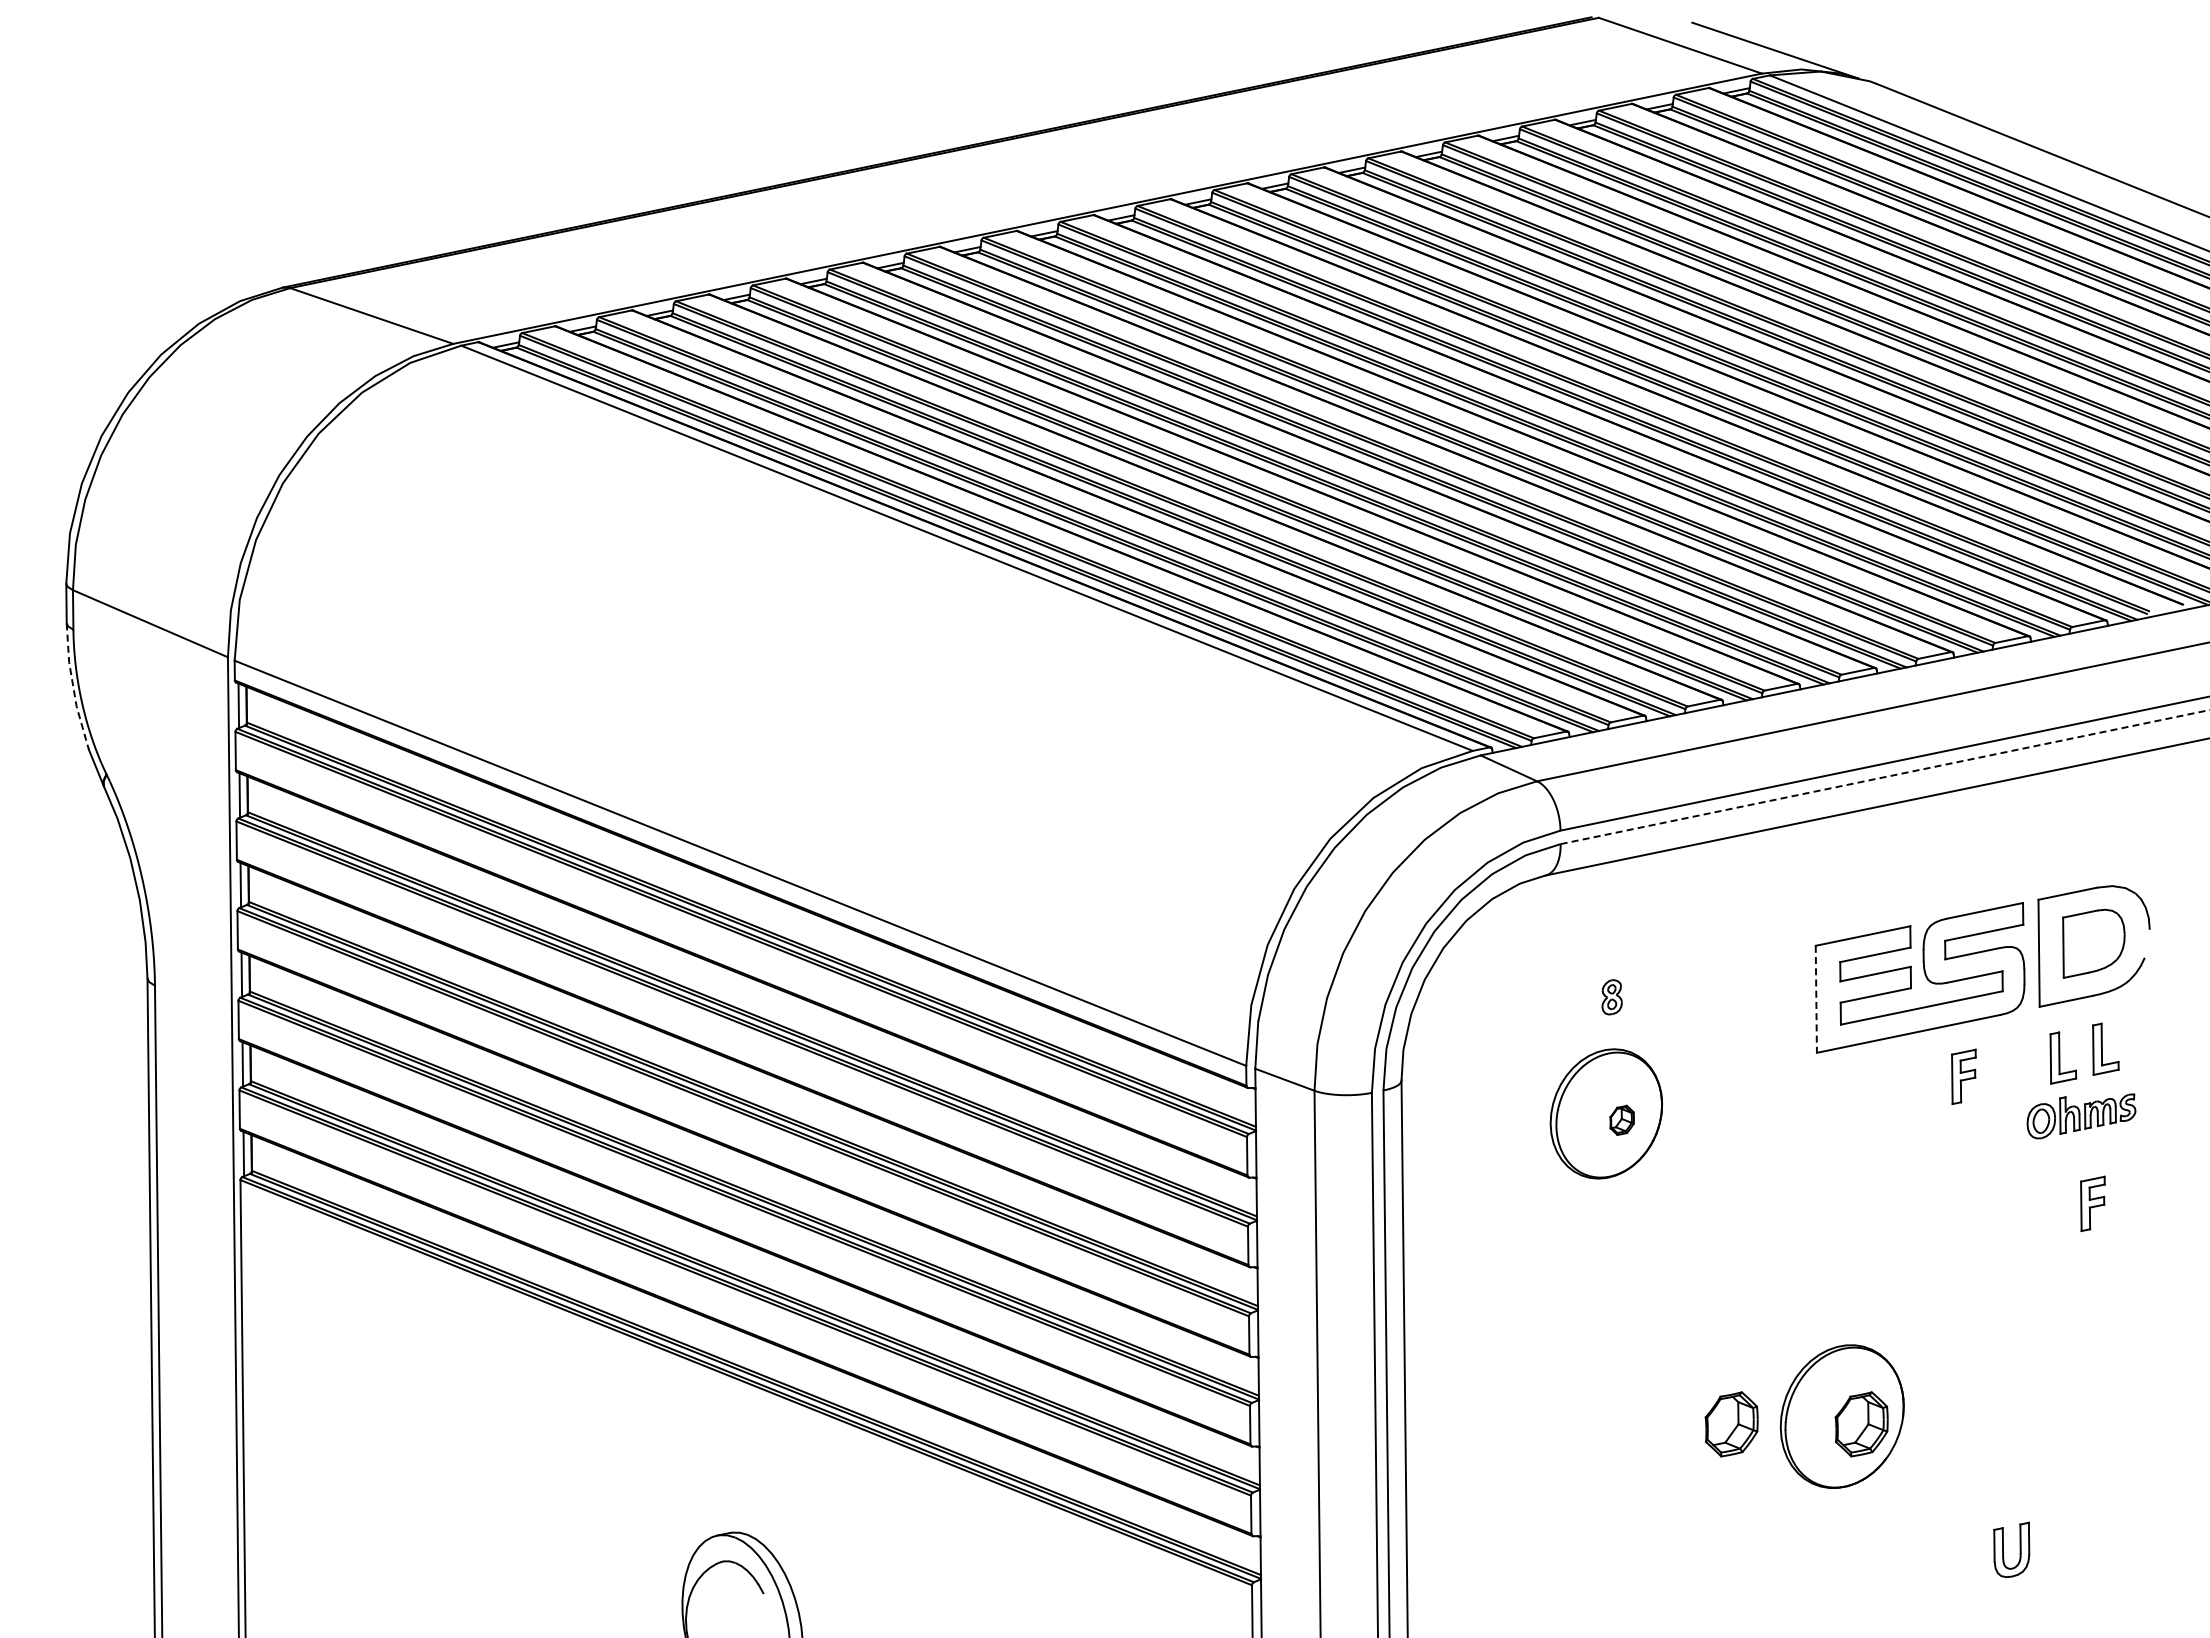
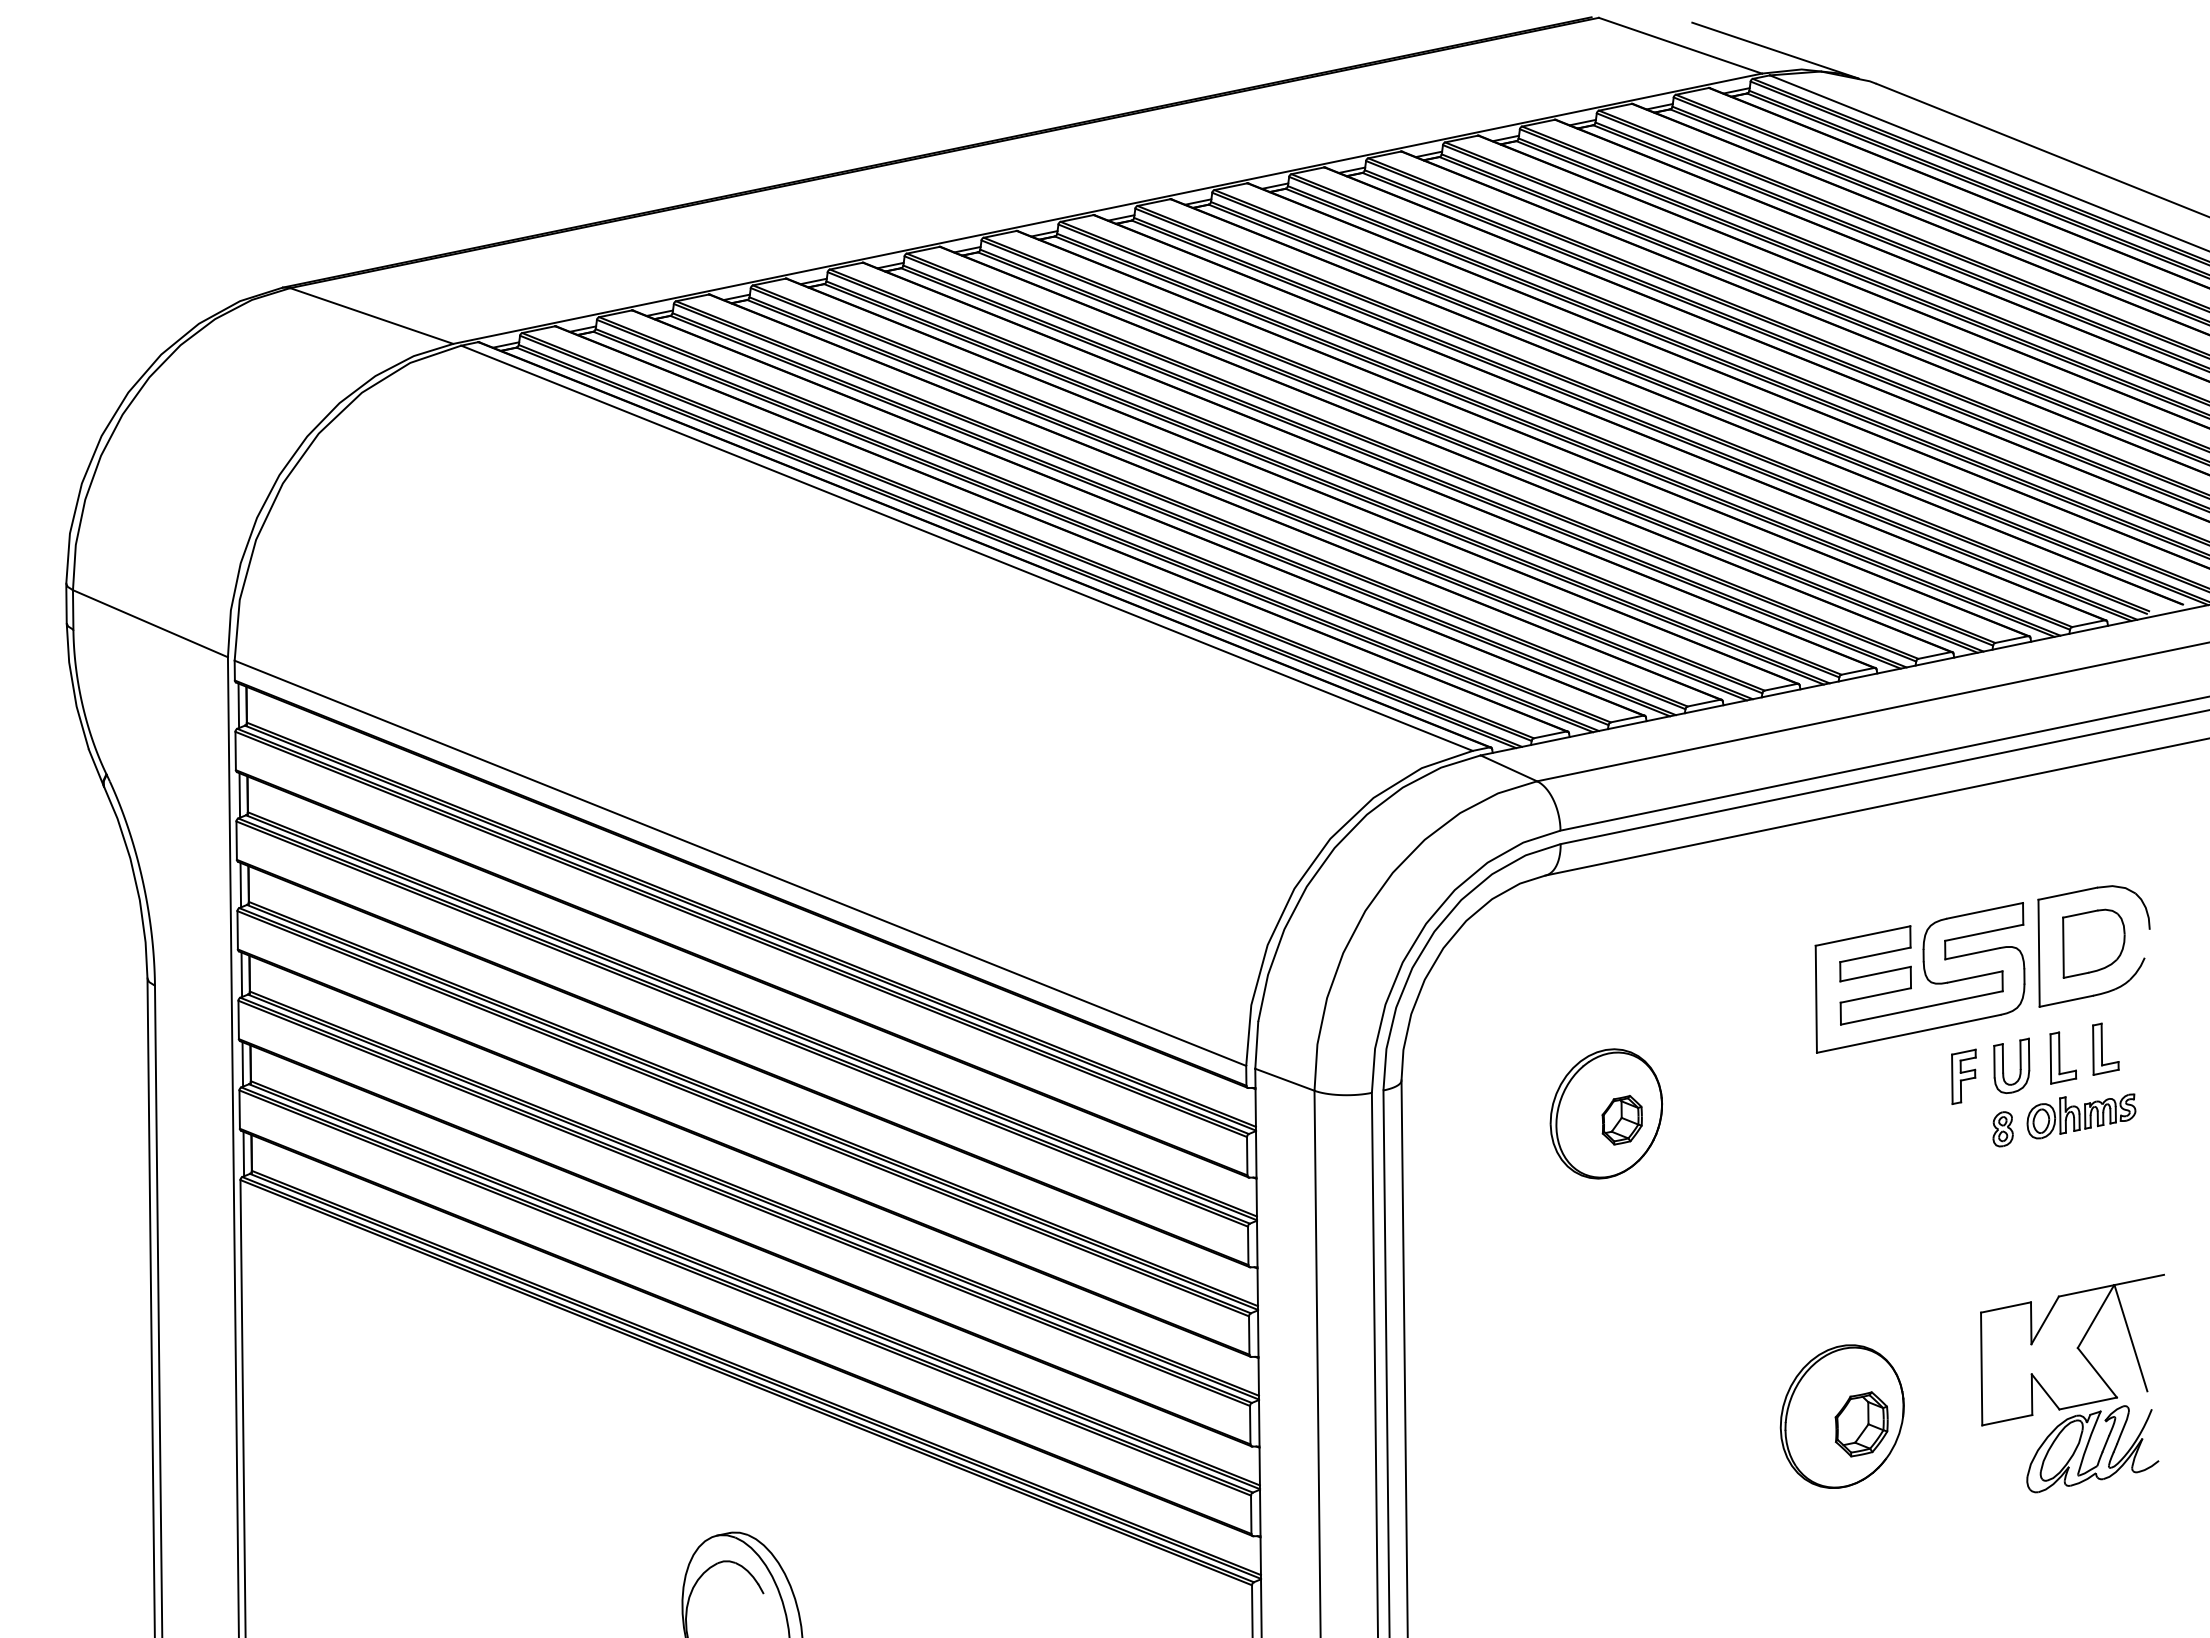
line: dashed -> solid (73, 686)
line: dashed -> solid (1885, 777)
part position: (1611, 997) -> (2002, 1129) (2002, 1129)
line: dashed -> solid (1816, 999)
part size: 26x32 px -> 42x51 px (1621, 1120)
part: present -> none (2092, 1203)
part: none -> present (2072, 1383)
part: present -> none (1731, 1424)
part position: (2003, 1549) -> (2003, 1065) (2003, 1065)
